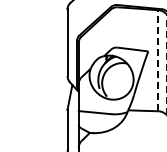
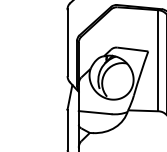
line: dashed -> solid (158, 60)
line: dashed -> solid (166, 64)
